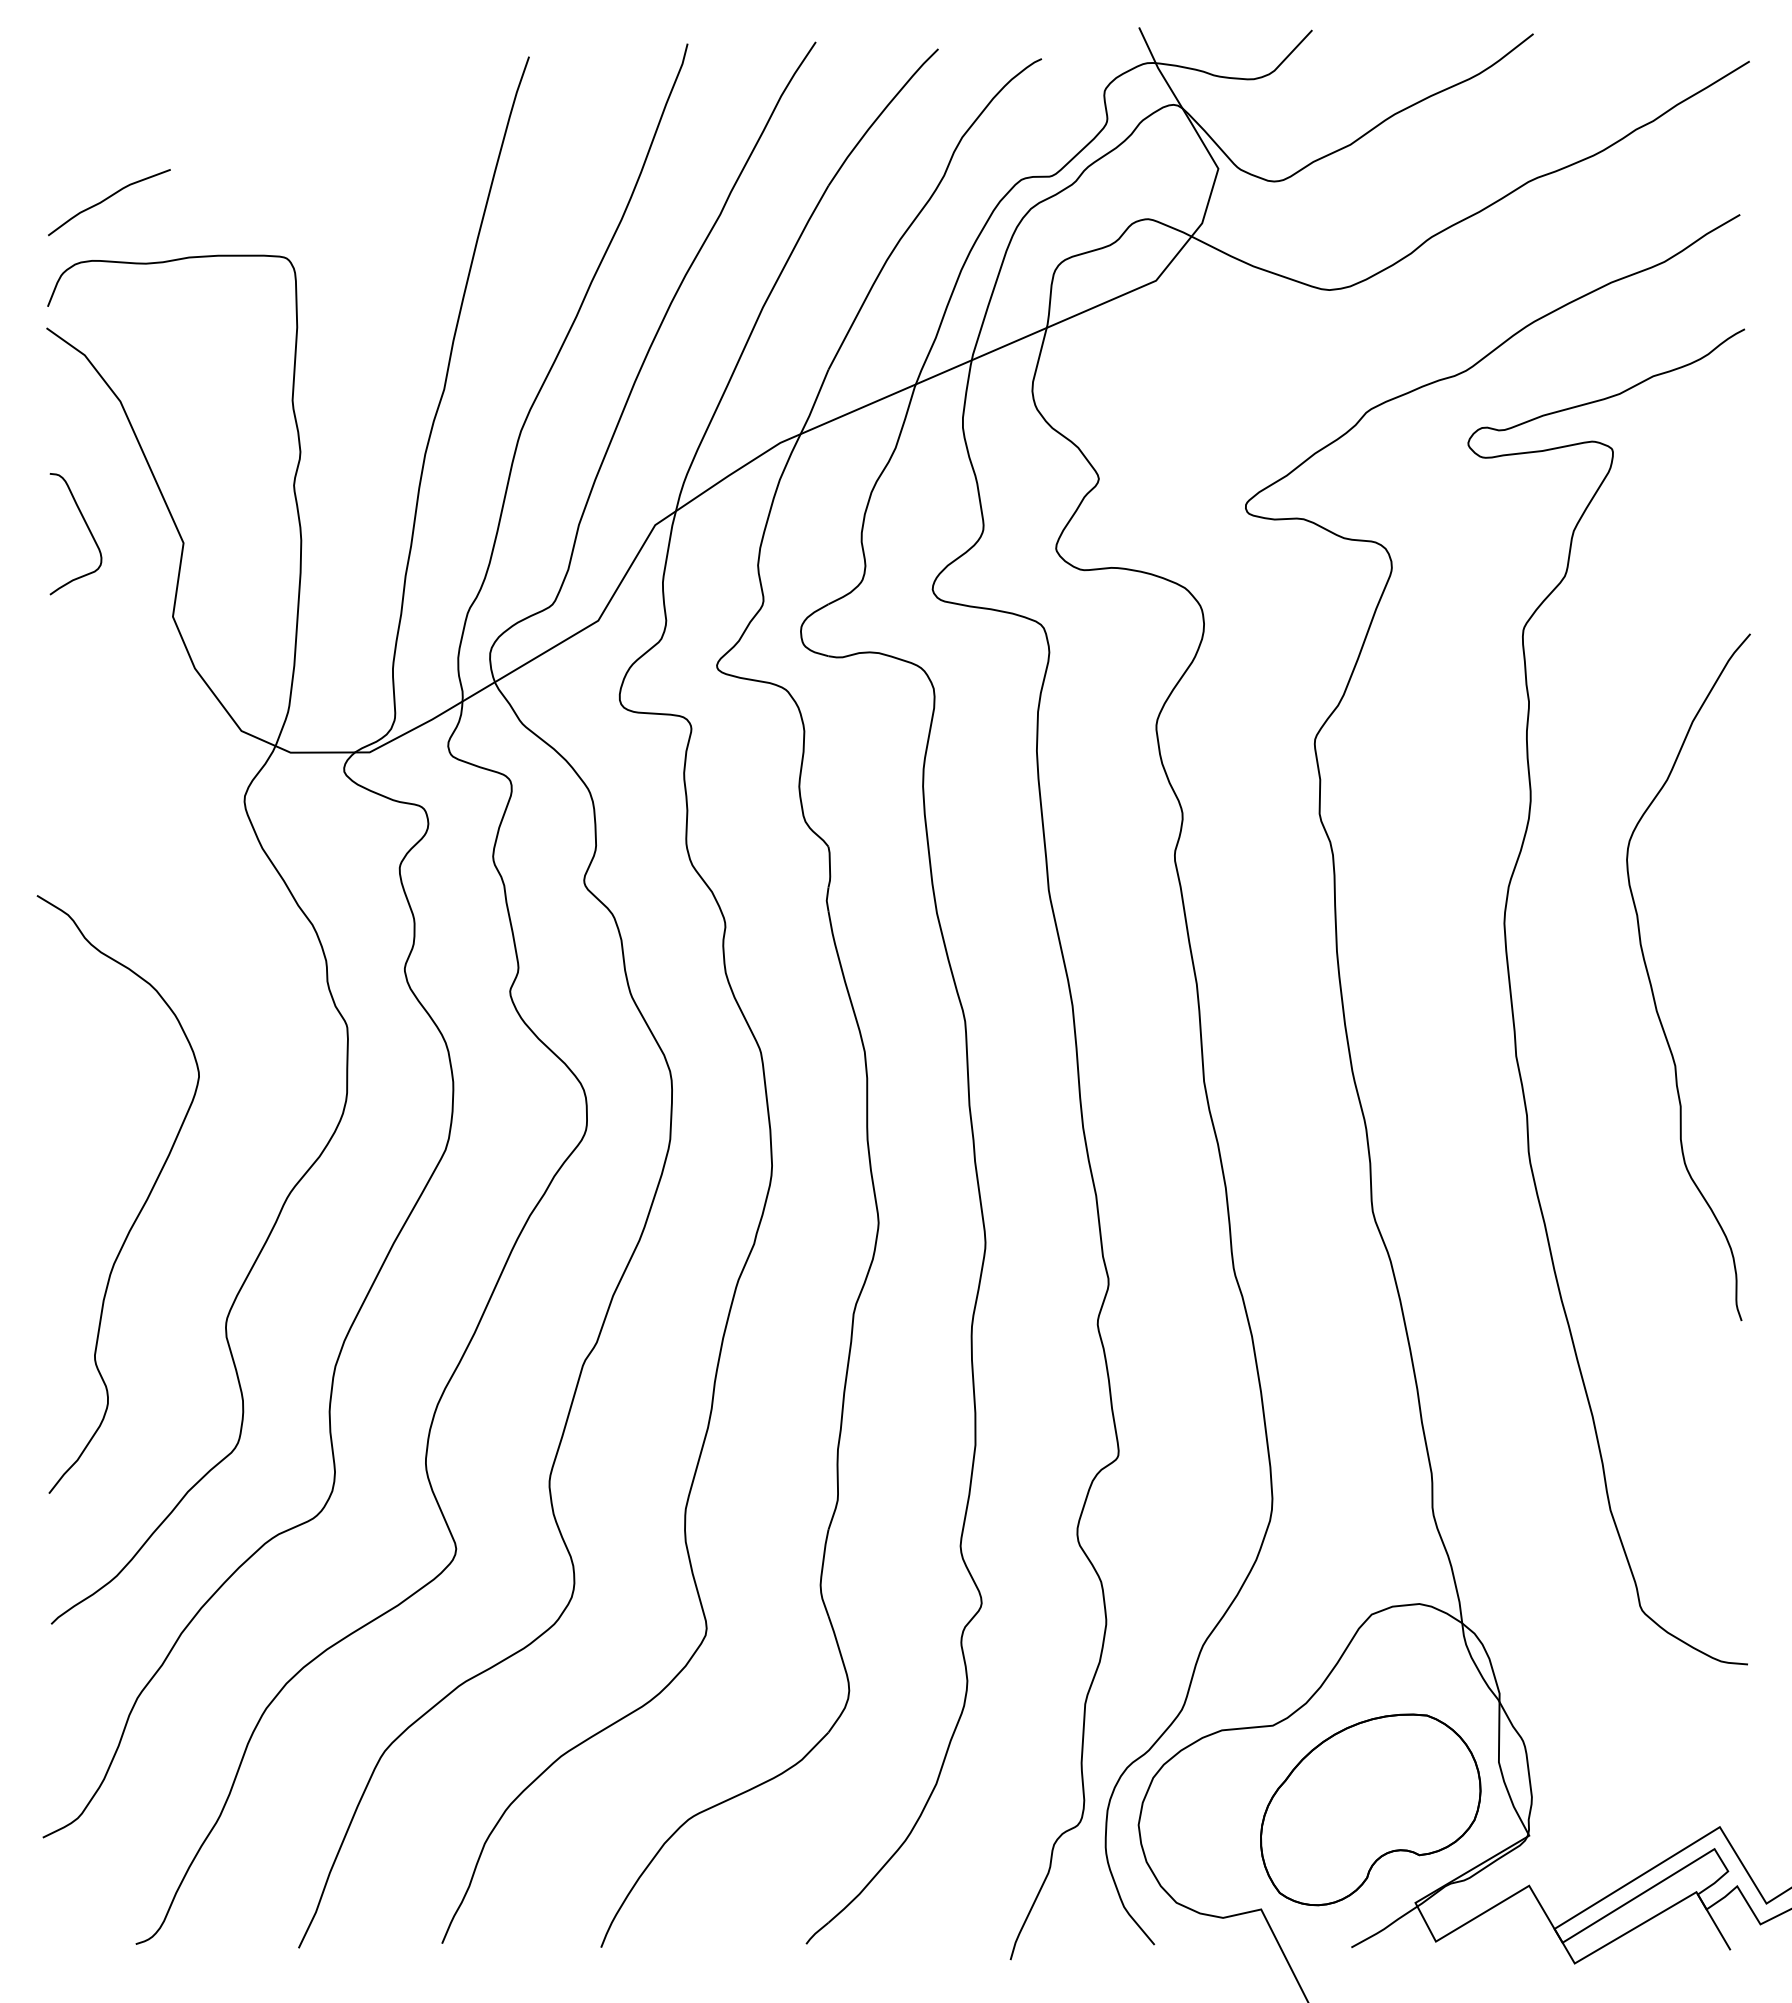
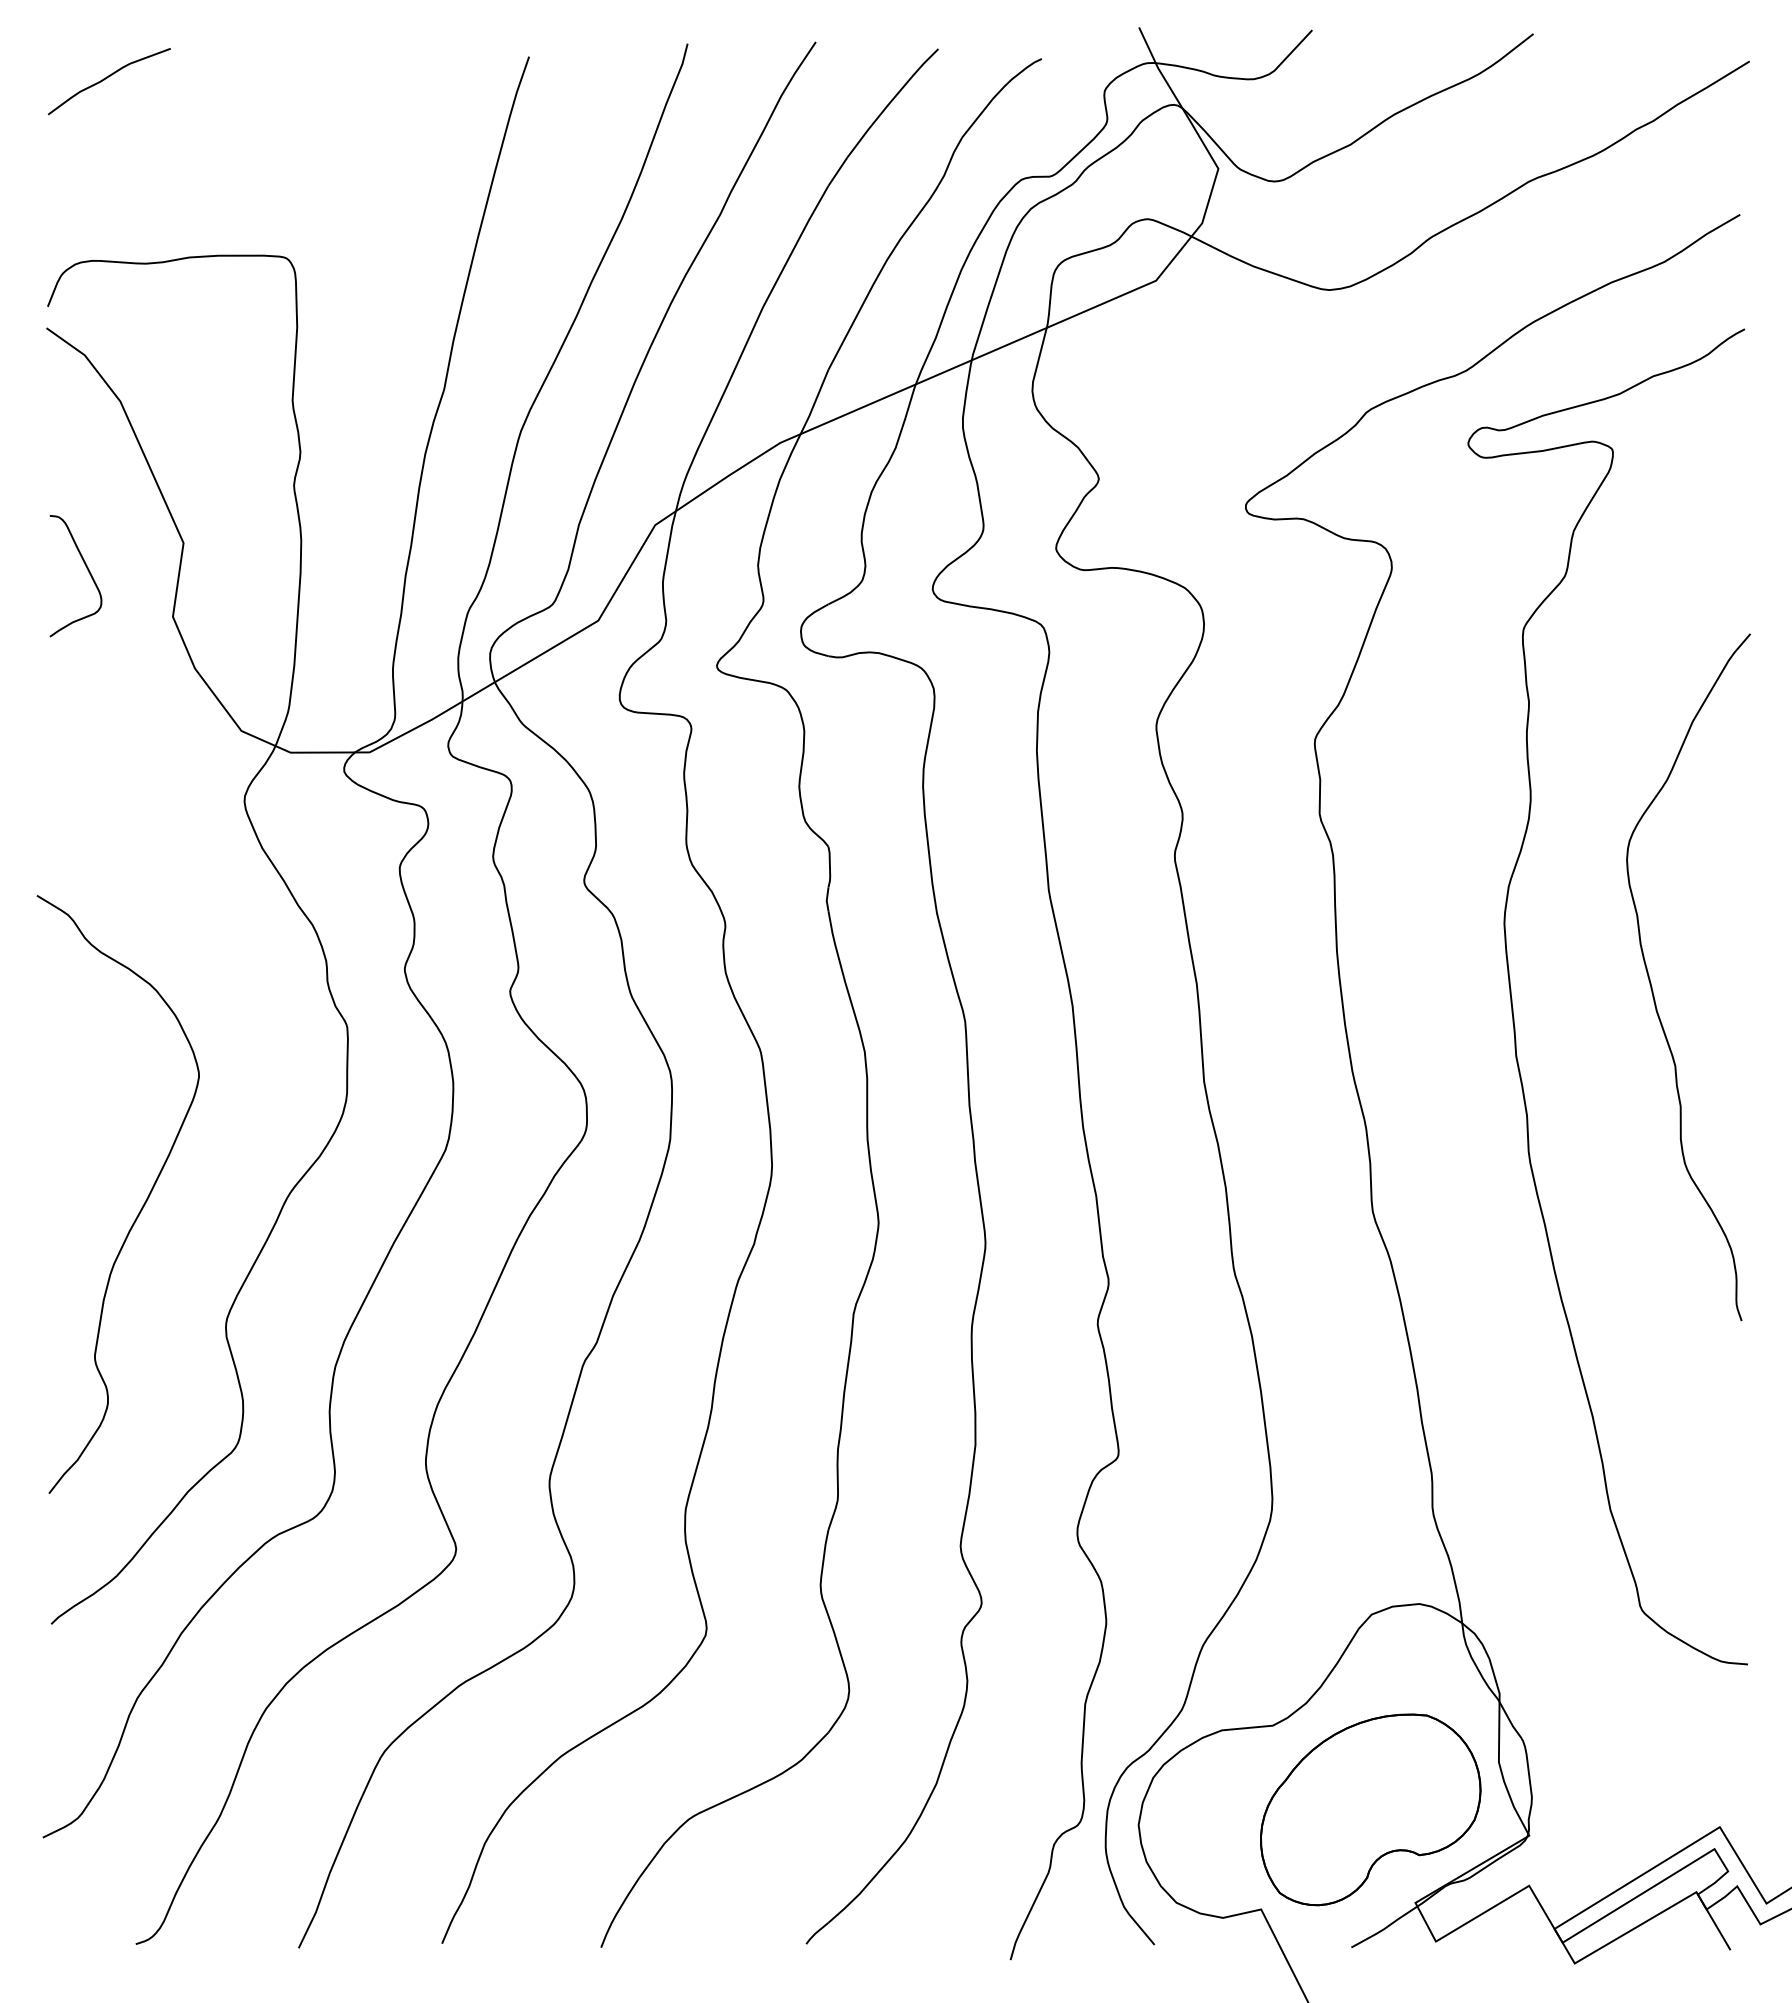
curve position: (107, 199) -> (107, 78) (107, 78)
curve position: (87, 528) -> (87, 570) (87, 570)
